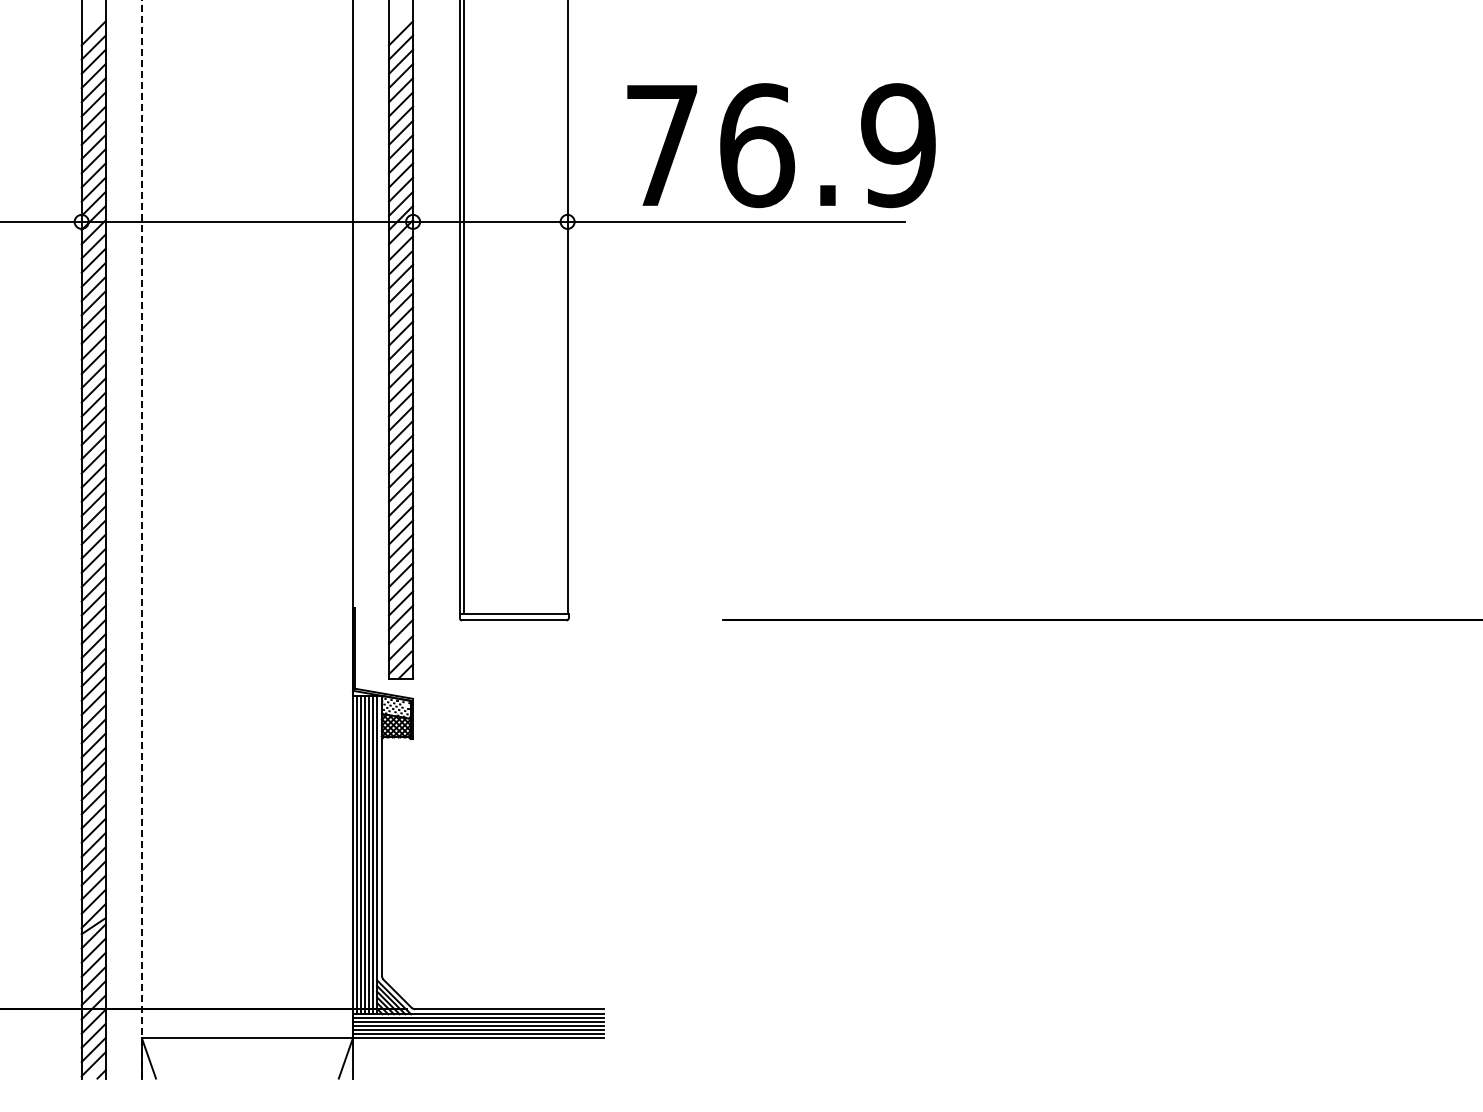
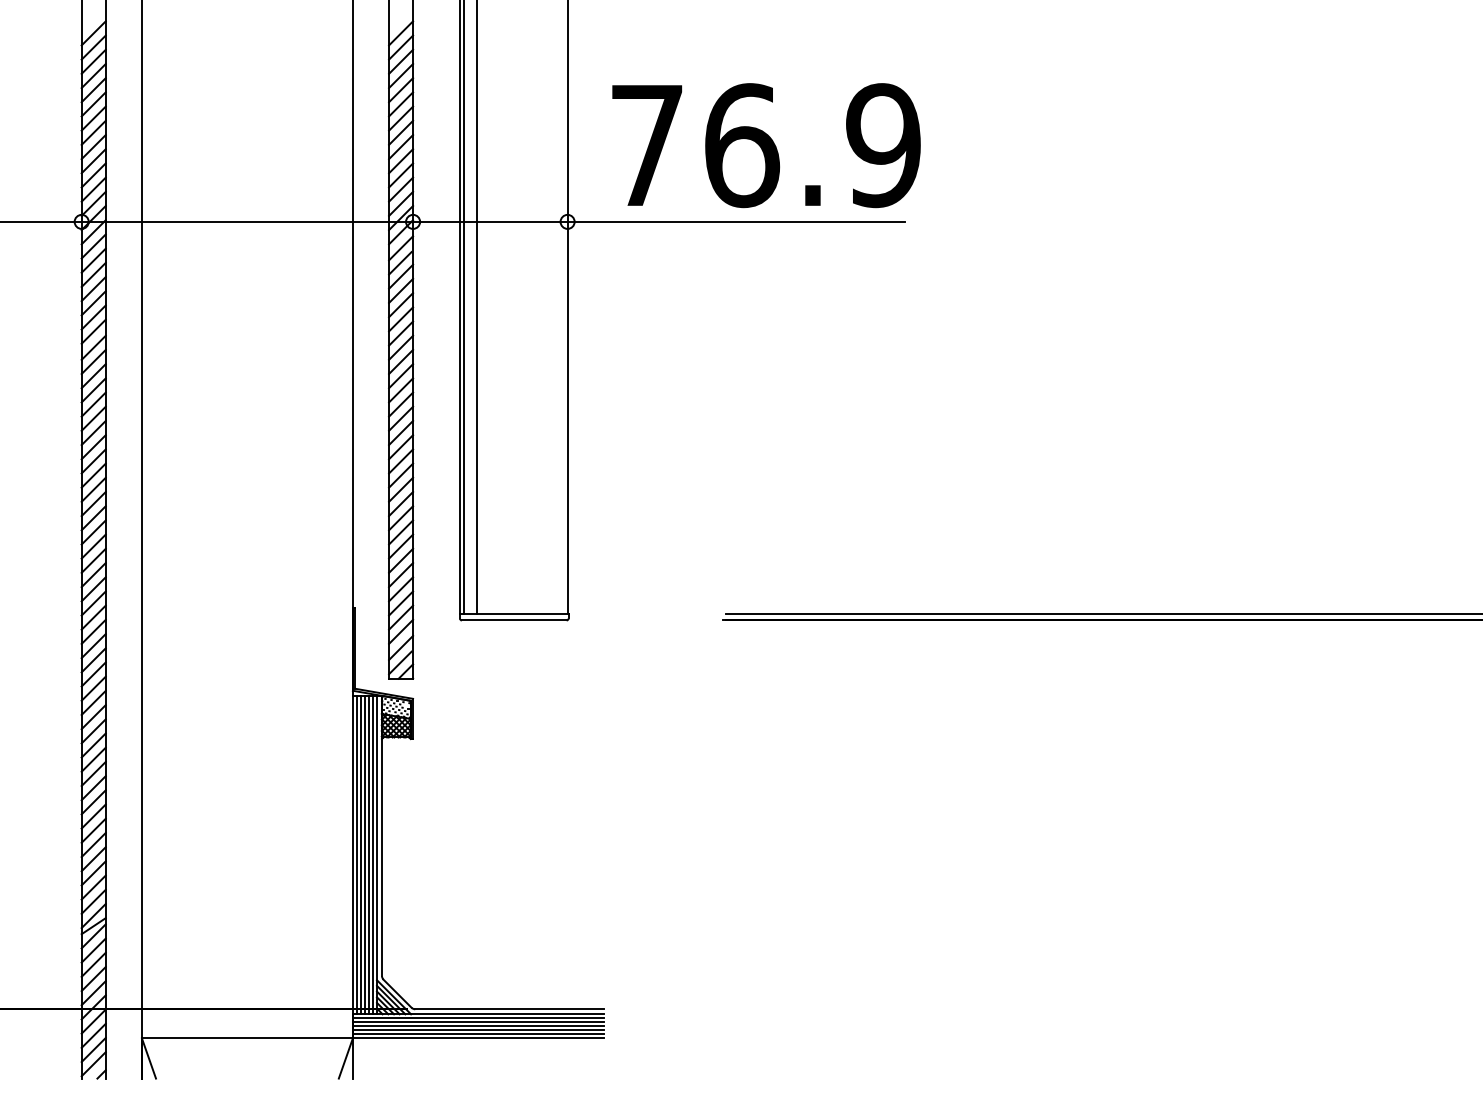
text position: (781, 145) -> (766, 145) (766, 145)
line: none -> present (477, 308)
line: dashed -> solid (141, 538)
line: none -> present (1102, 614)
